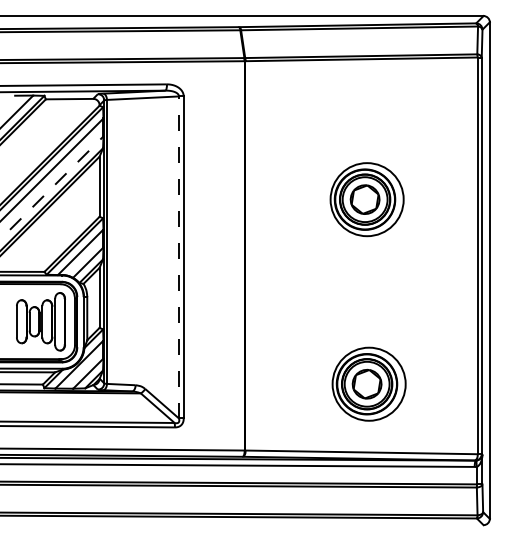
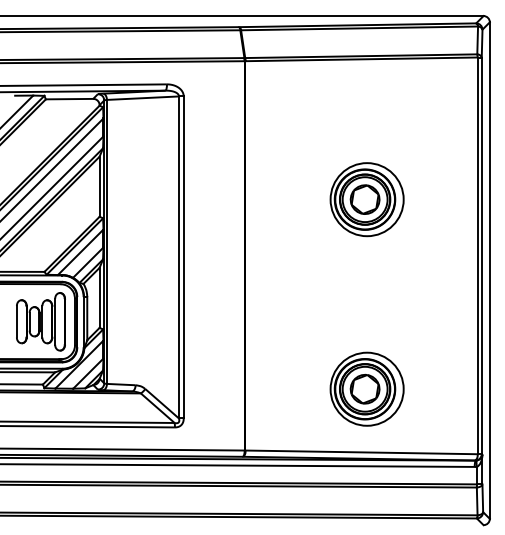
line: dashed -> solid (51, 188)
line: dashed -> solid (178, 257)
part position: (368, 383) -> (366, 388) (366, 388)
